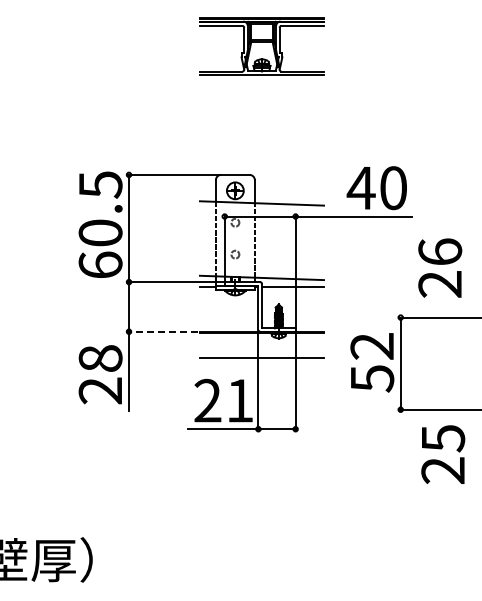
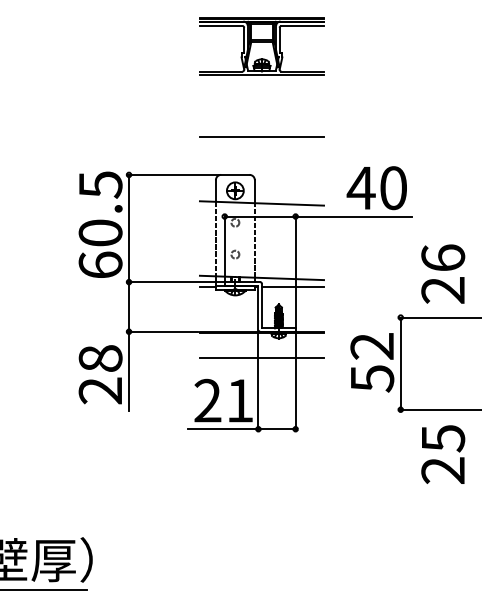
line: none -> present (261, 136)
text position: (440, 267) -> (443, 273) (443, 273)
line: dashed -> solid (162, 331)
line: none -> present (44, 589)
